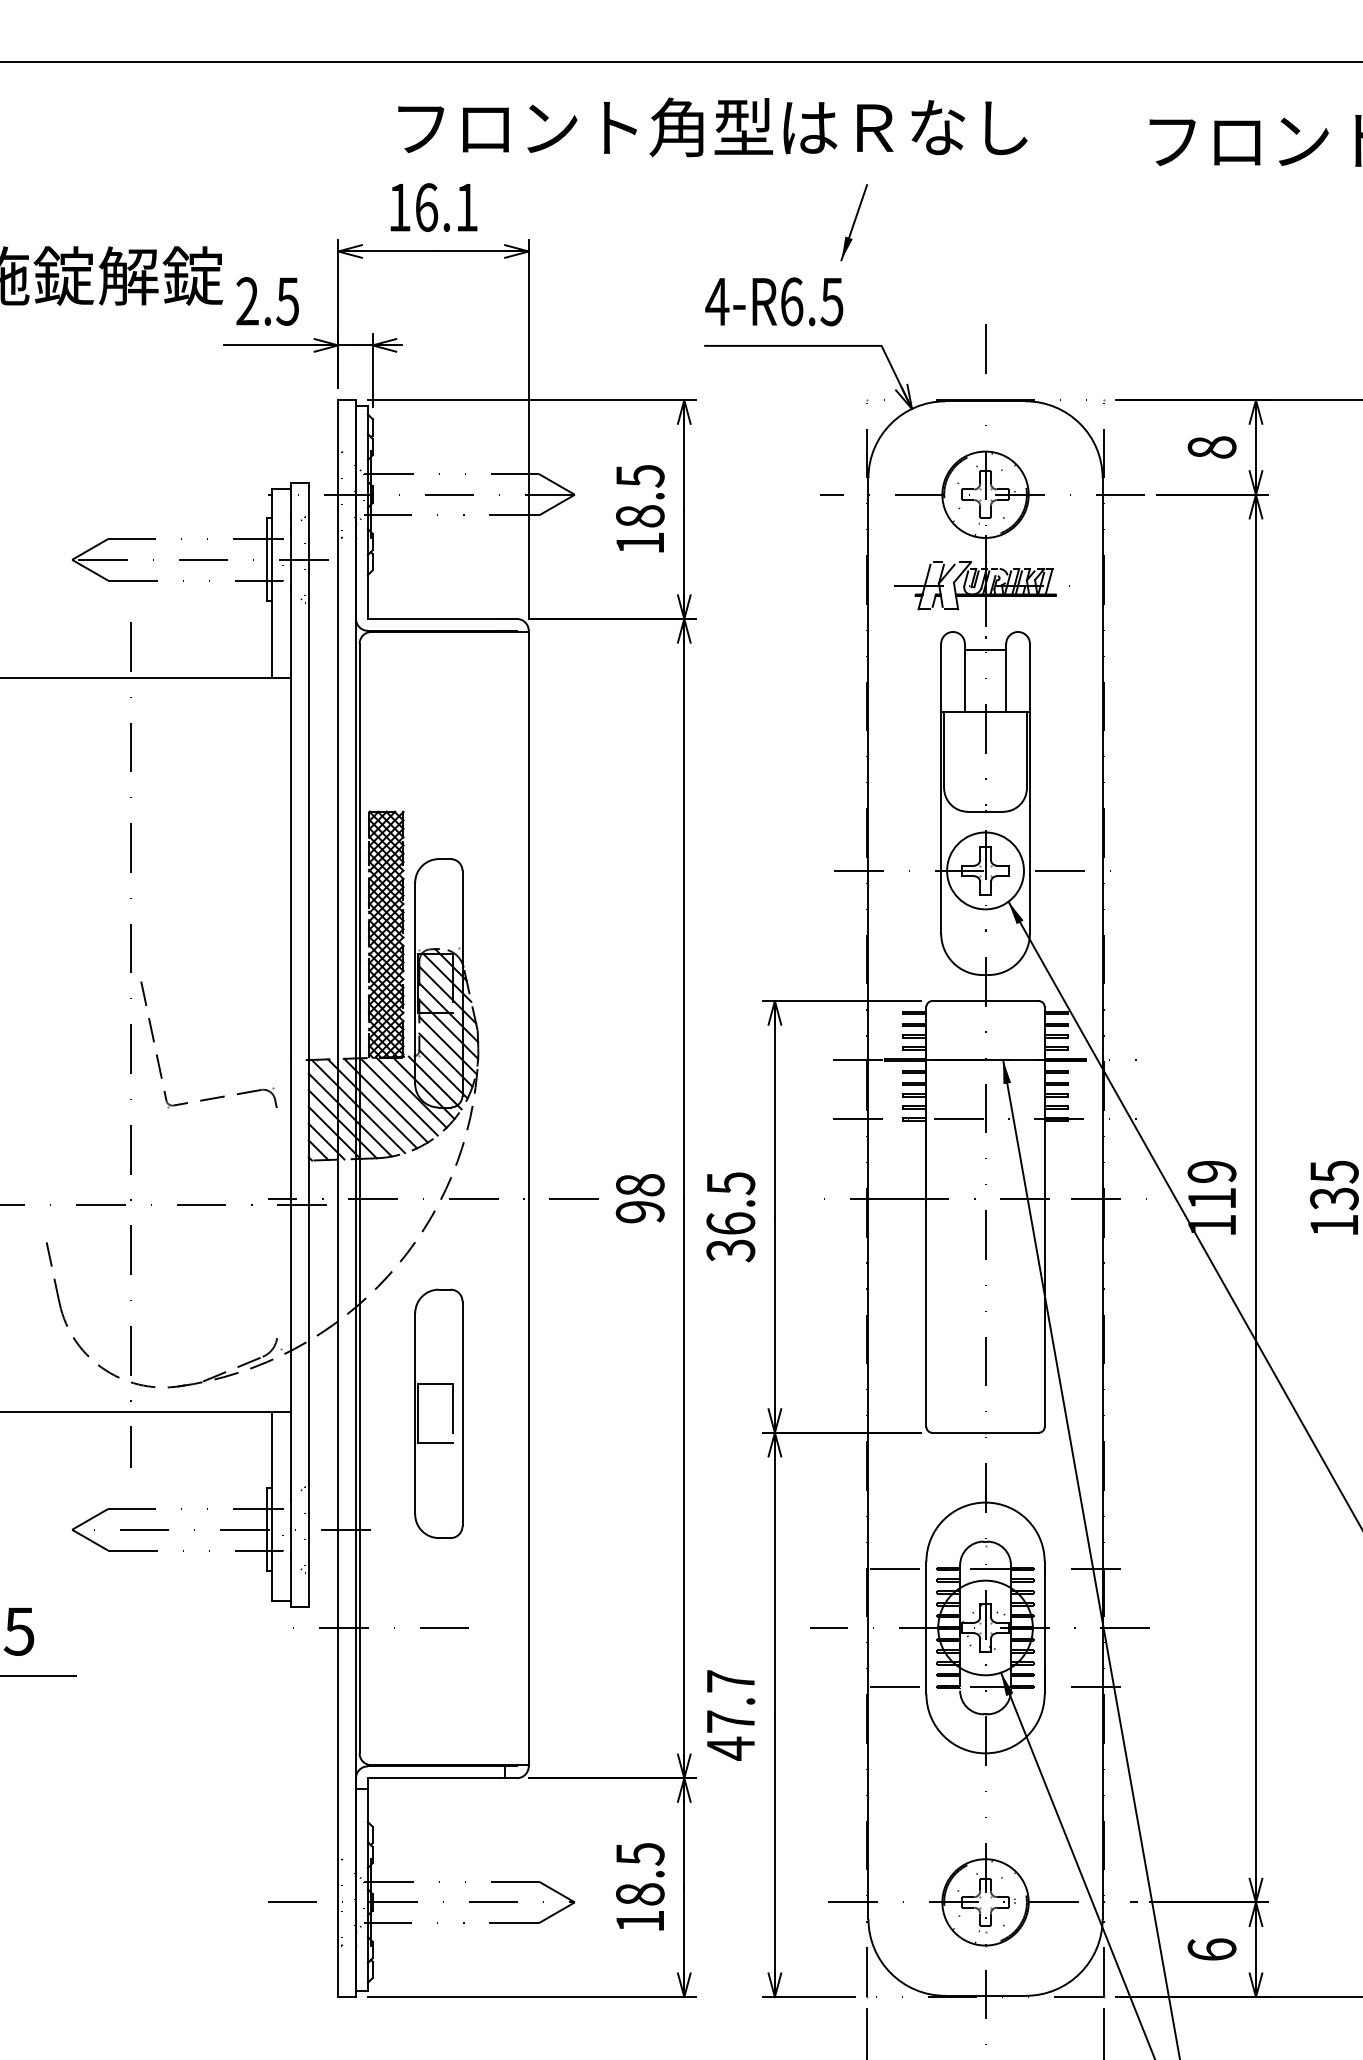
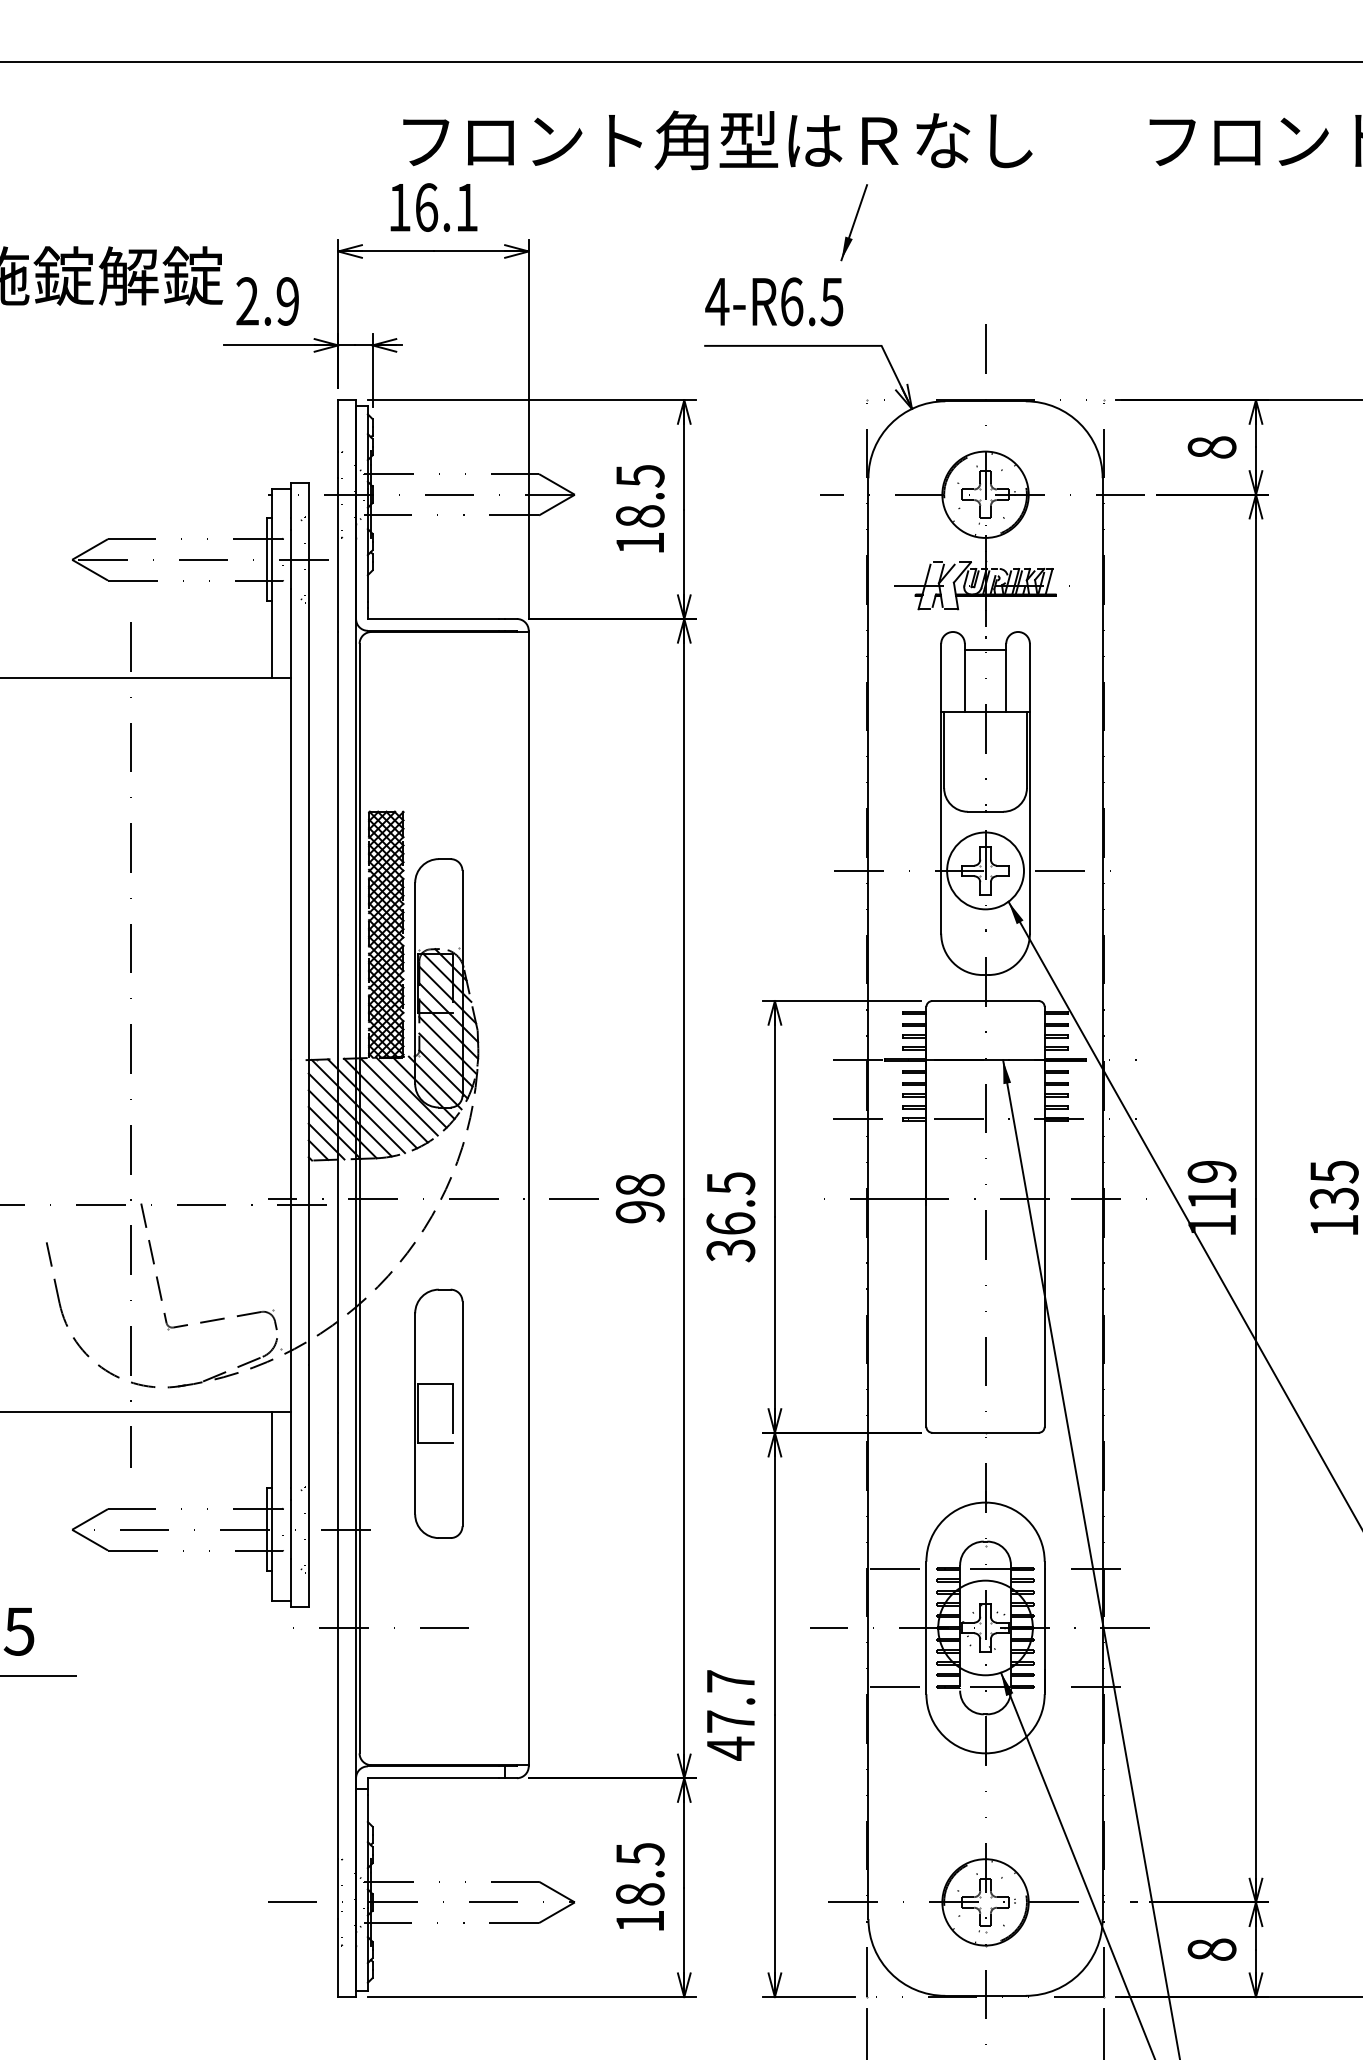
text position: (712, 127) -> (717, 140) (717, 140)
text: 2.5 -> 2.9 (287, 301)
part position: (158, 1057) -> (158, 1279) (158, 1279)
text: 6 -> 8 (1211, 1949)
